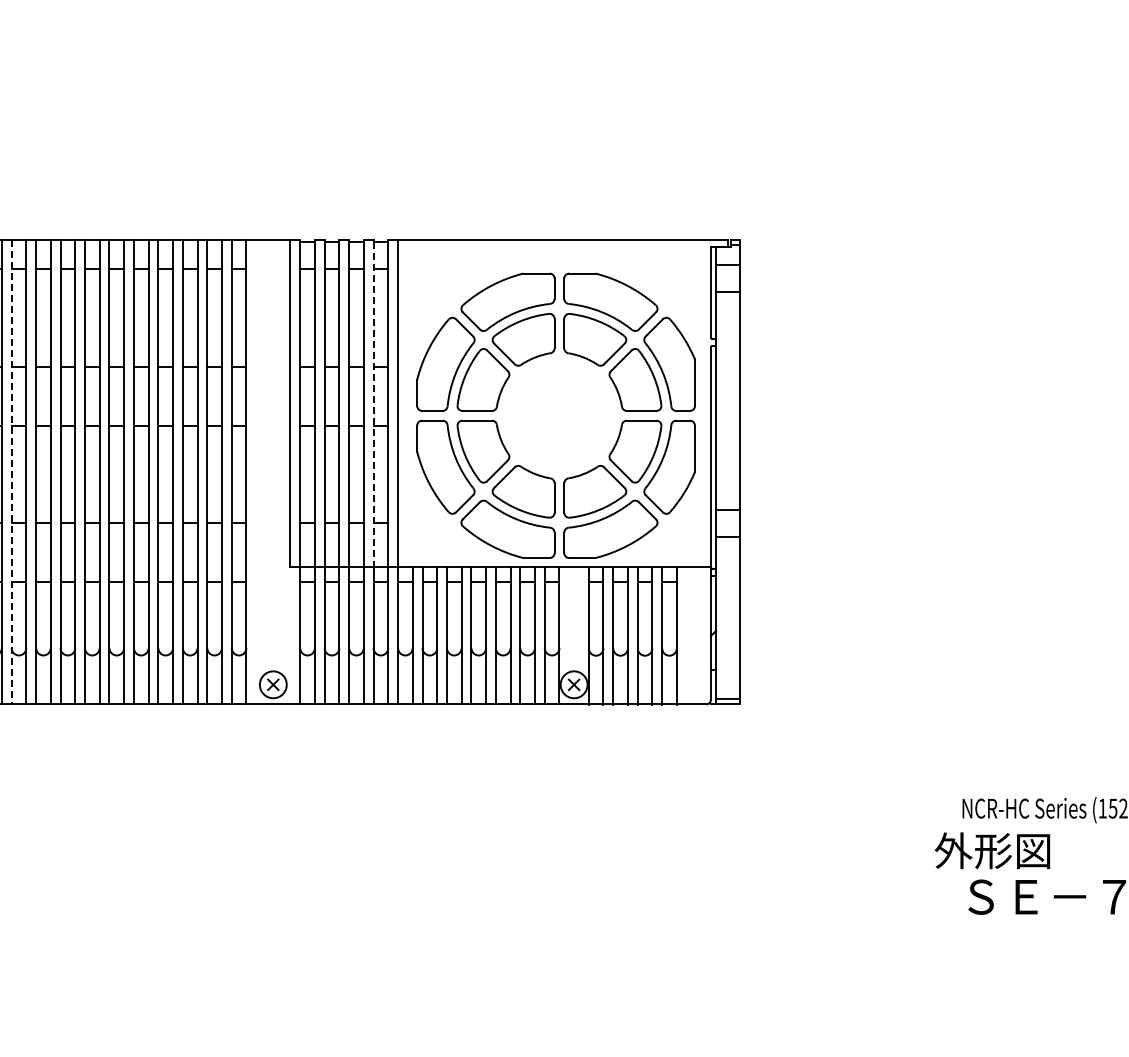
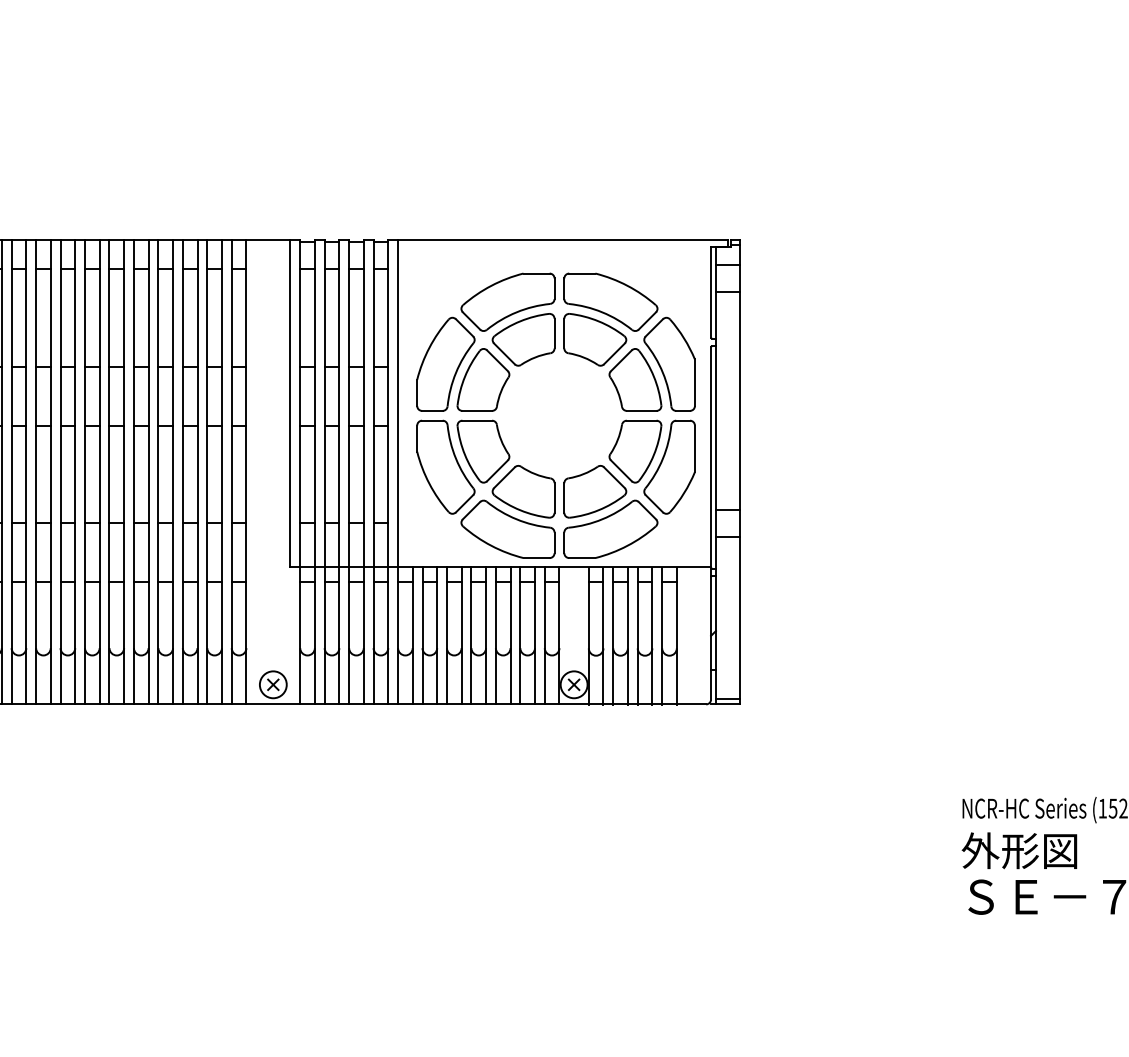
line: dashed -> solid (373, 404)
line: dashed -> solid (11, 472)
text position: (992, 850) -> (1019, 850) (1019, 850)
